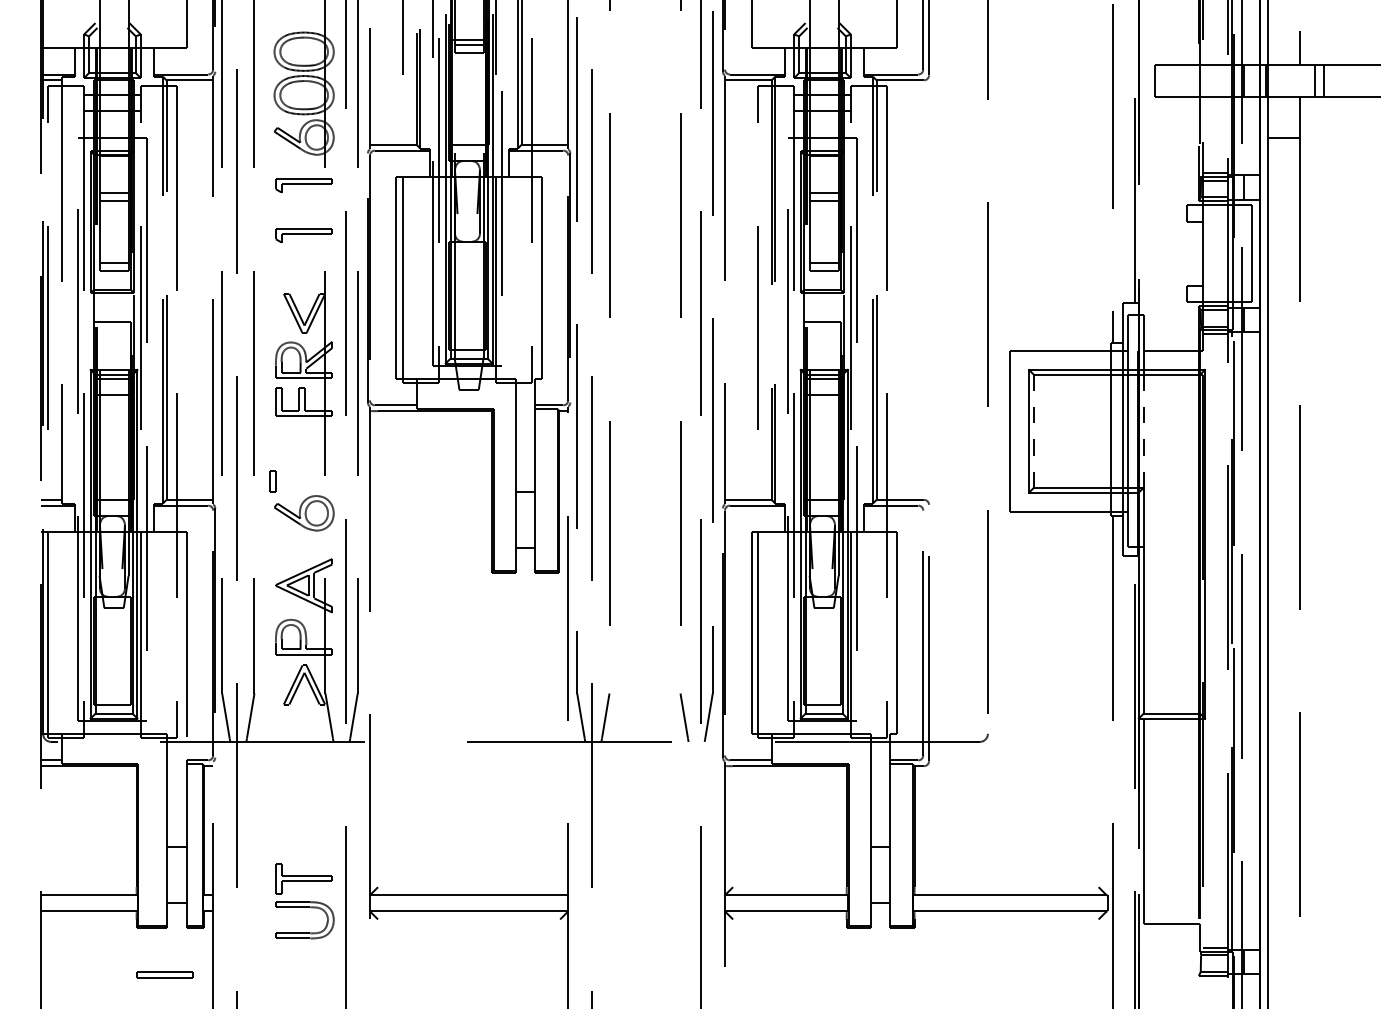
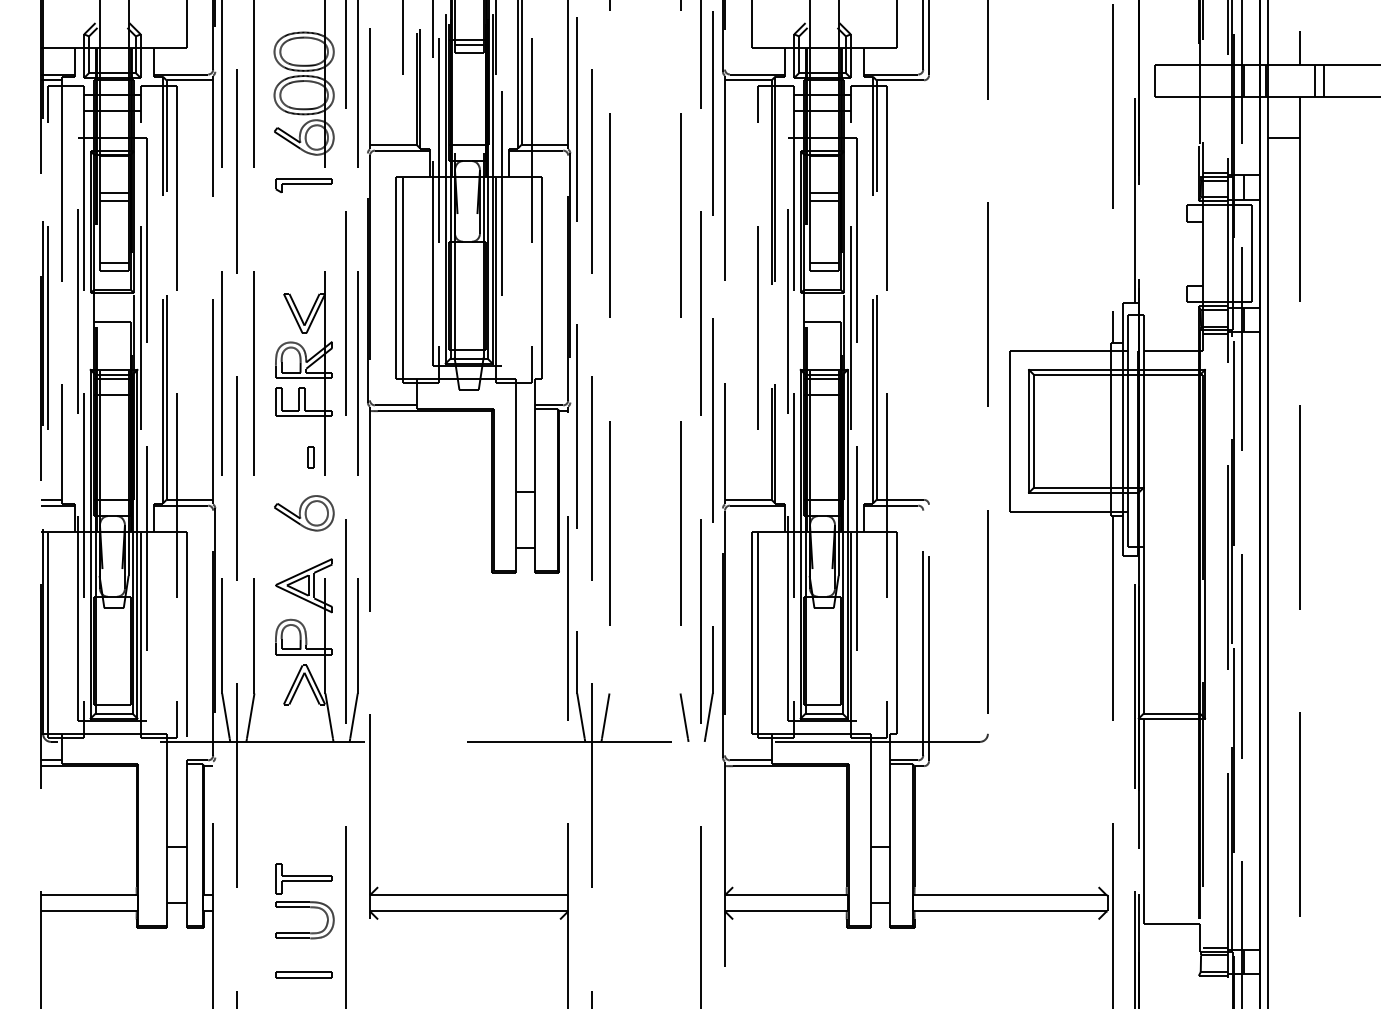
part: present -> none (303, 235)
line: dashed -> solid (1033, 431)
line: dashed -> solid (1143, 431)
part position: (272, 481) -> (310, 457) (310, 457)
part position: (164, 974) -> (303, 974) (303, 974)
